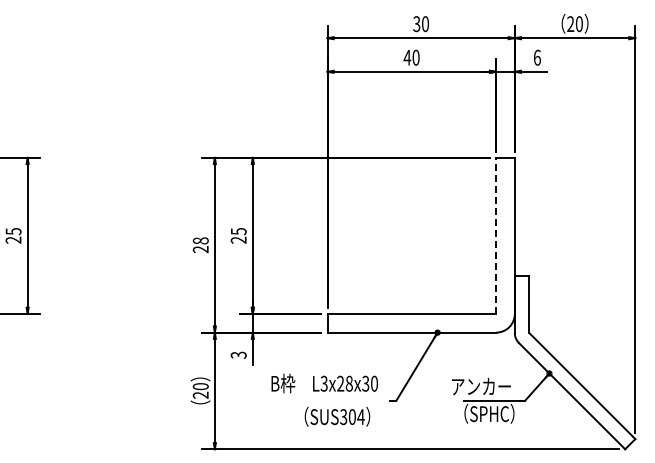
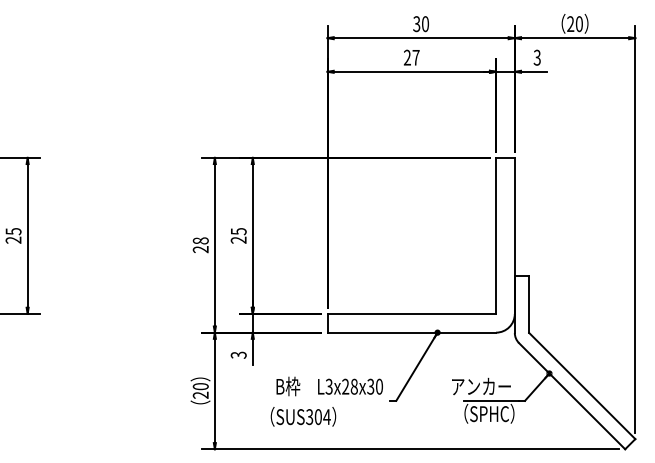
text: 40 -> 27 (411, 57)
text: 6 -> 3 (536, 57)
line: dashed -> solid (496, 235)
text position: (324, 383) -> (329, 386) (329, 386)
text position: (337, 416) -> (303, 416) (303, 416)
